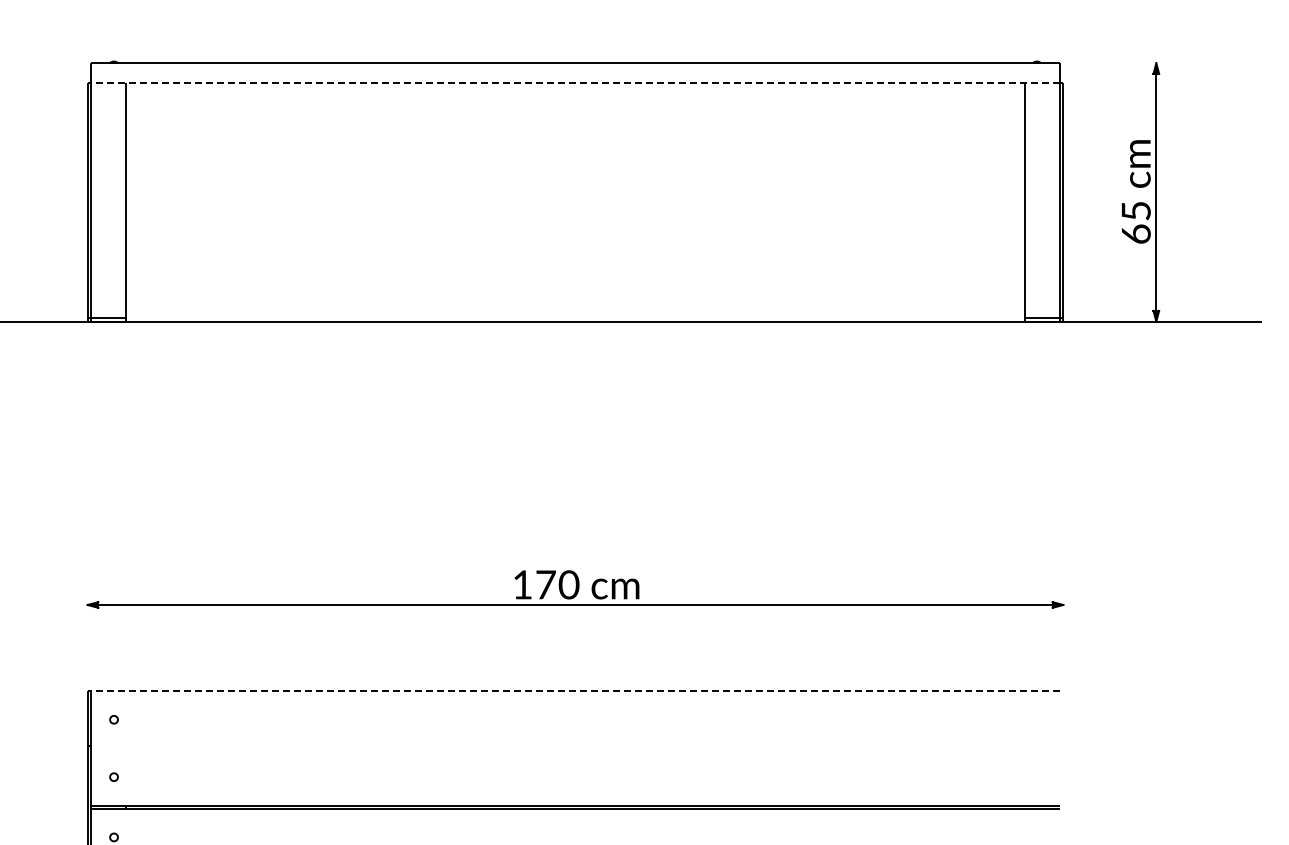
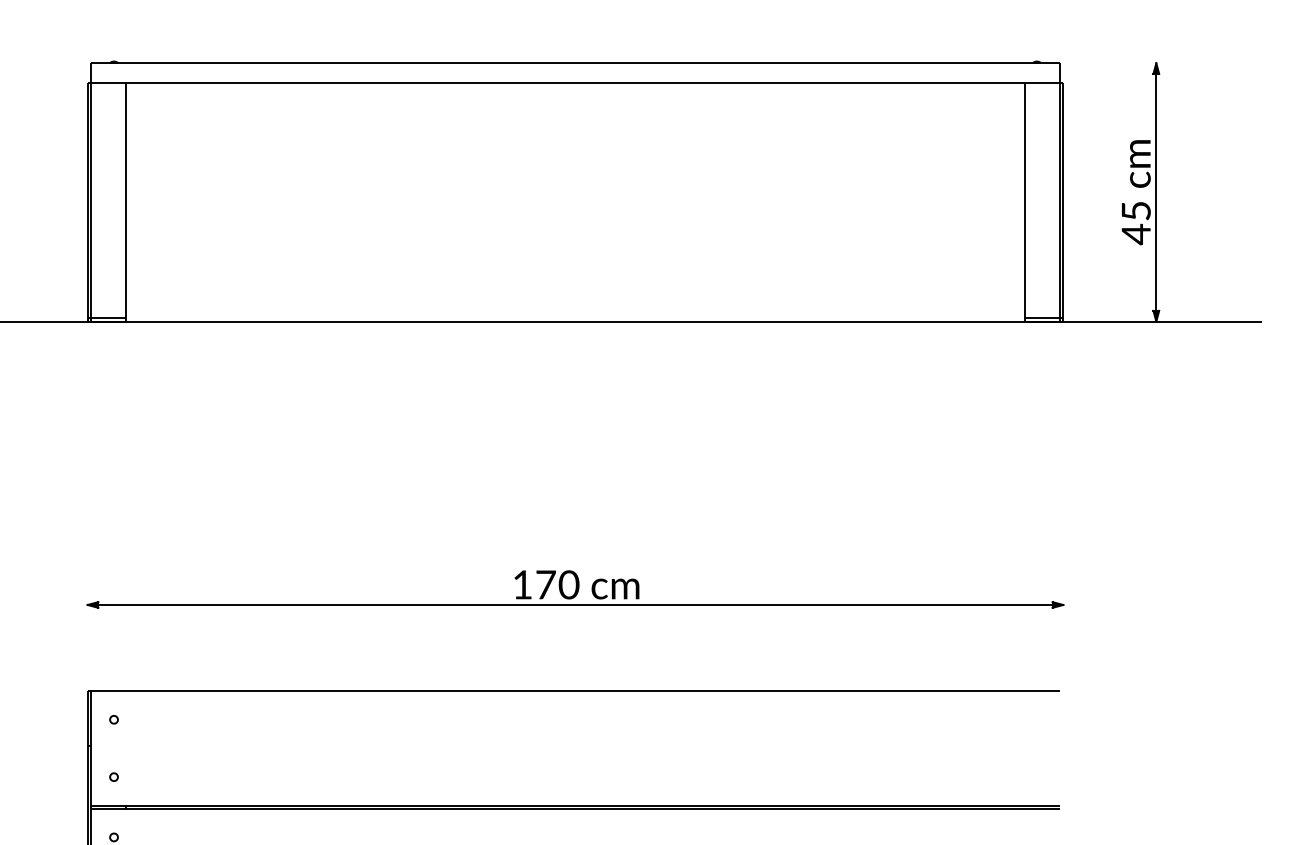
line: dashed -> solid (574, 83)
text: 65 -> 45 (1136, 234)
line: dashed -> solid (574, 691)
